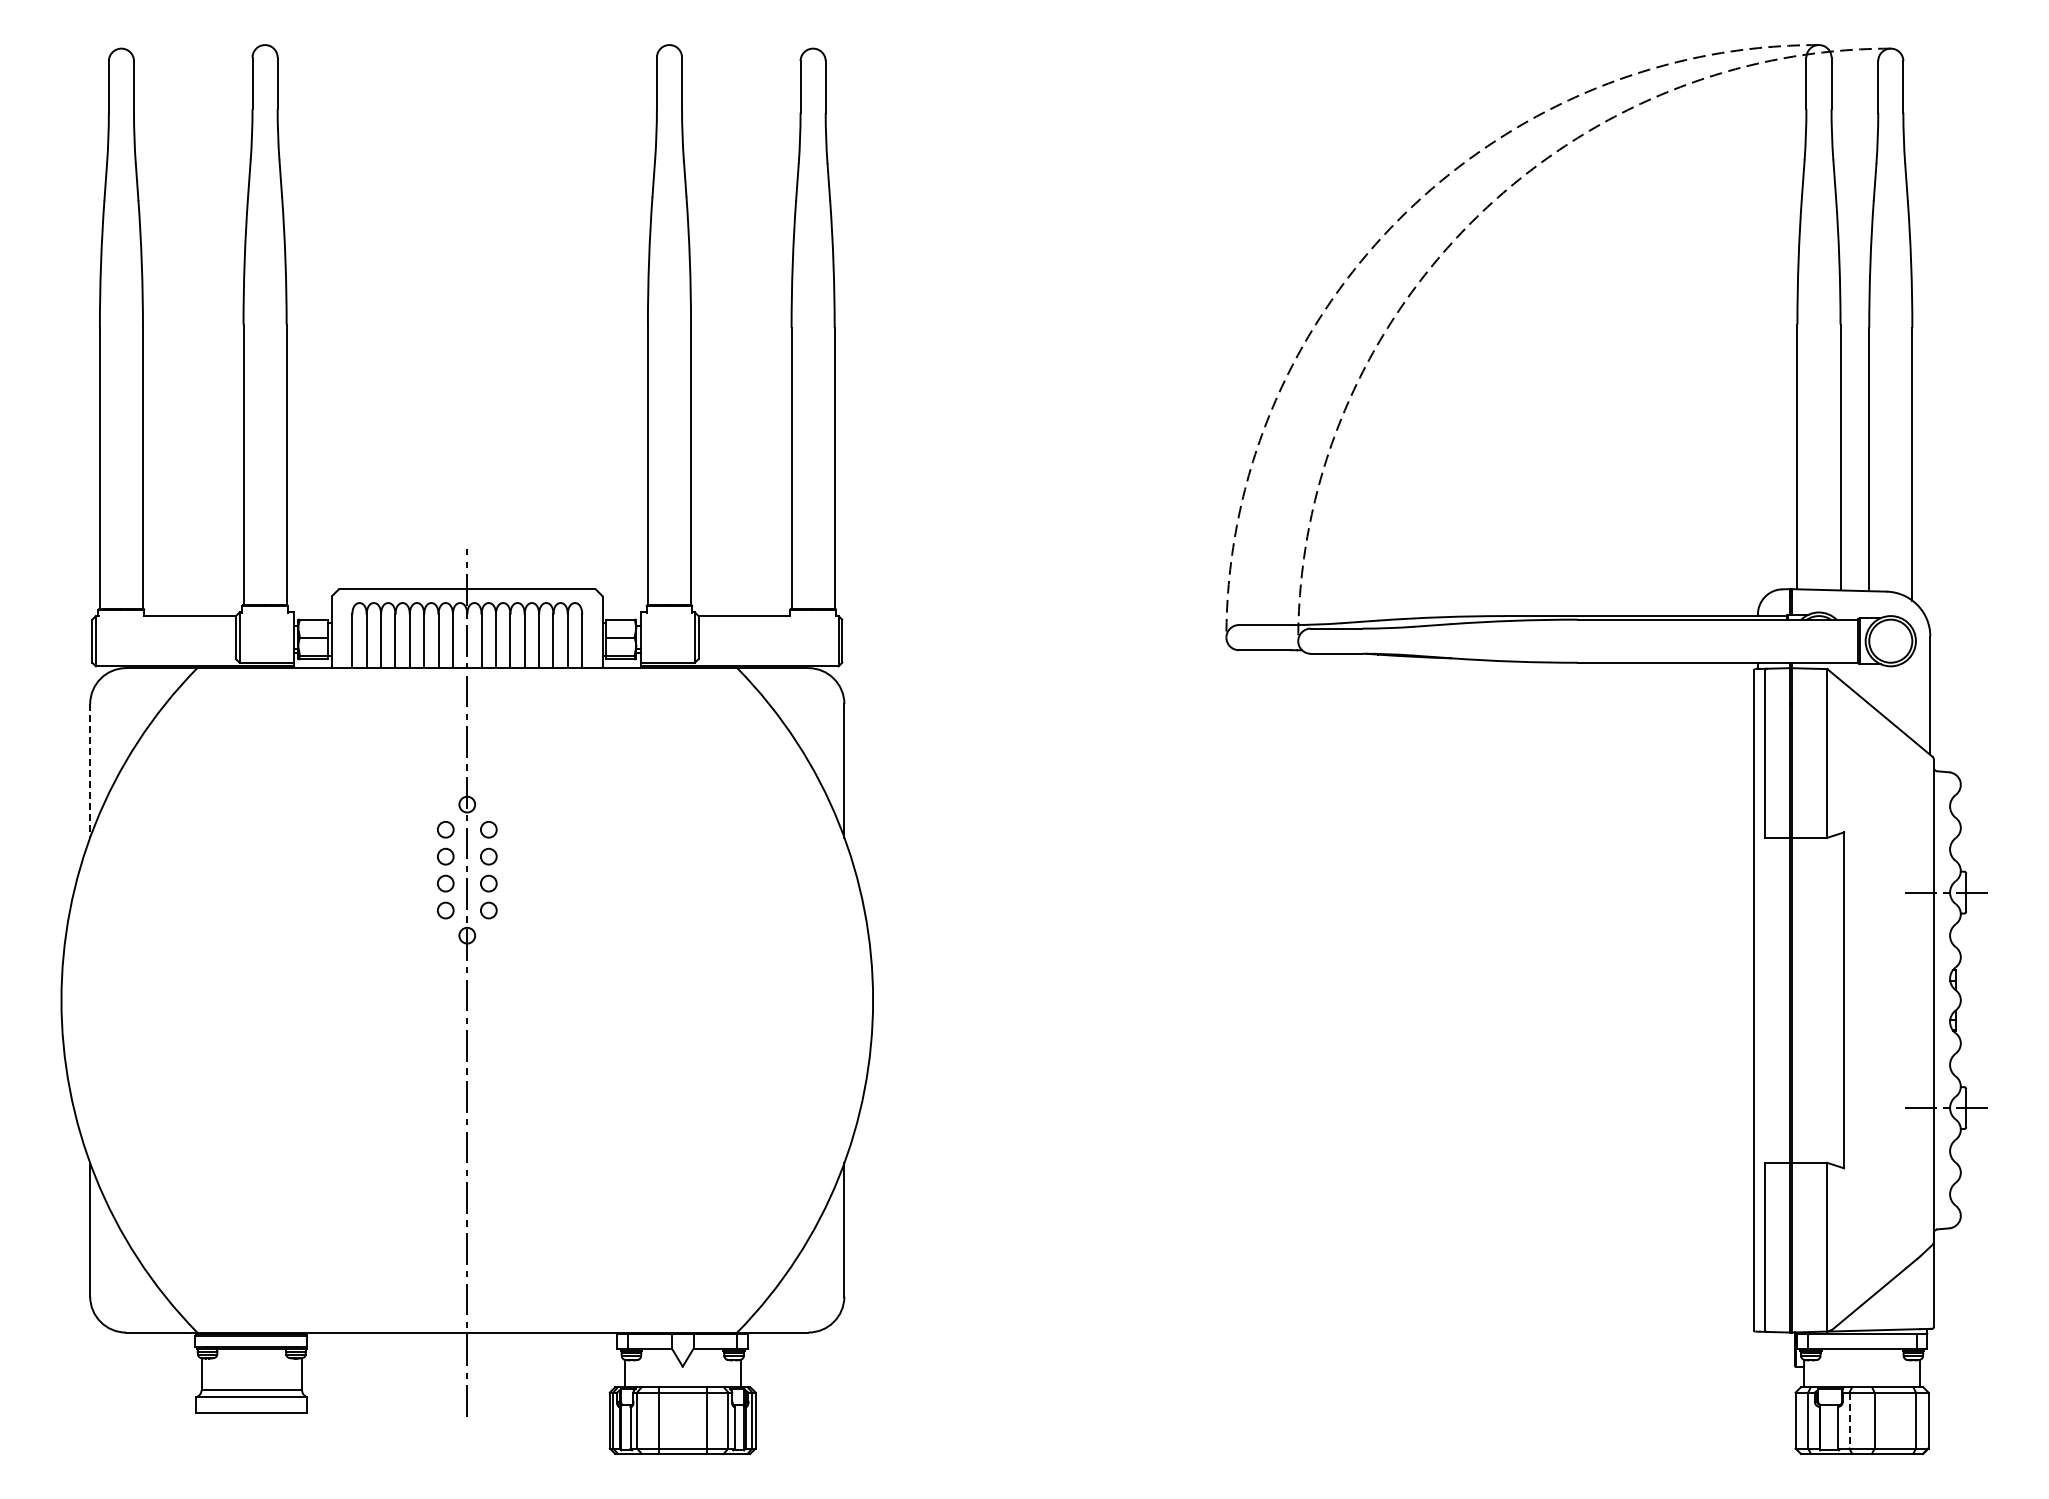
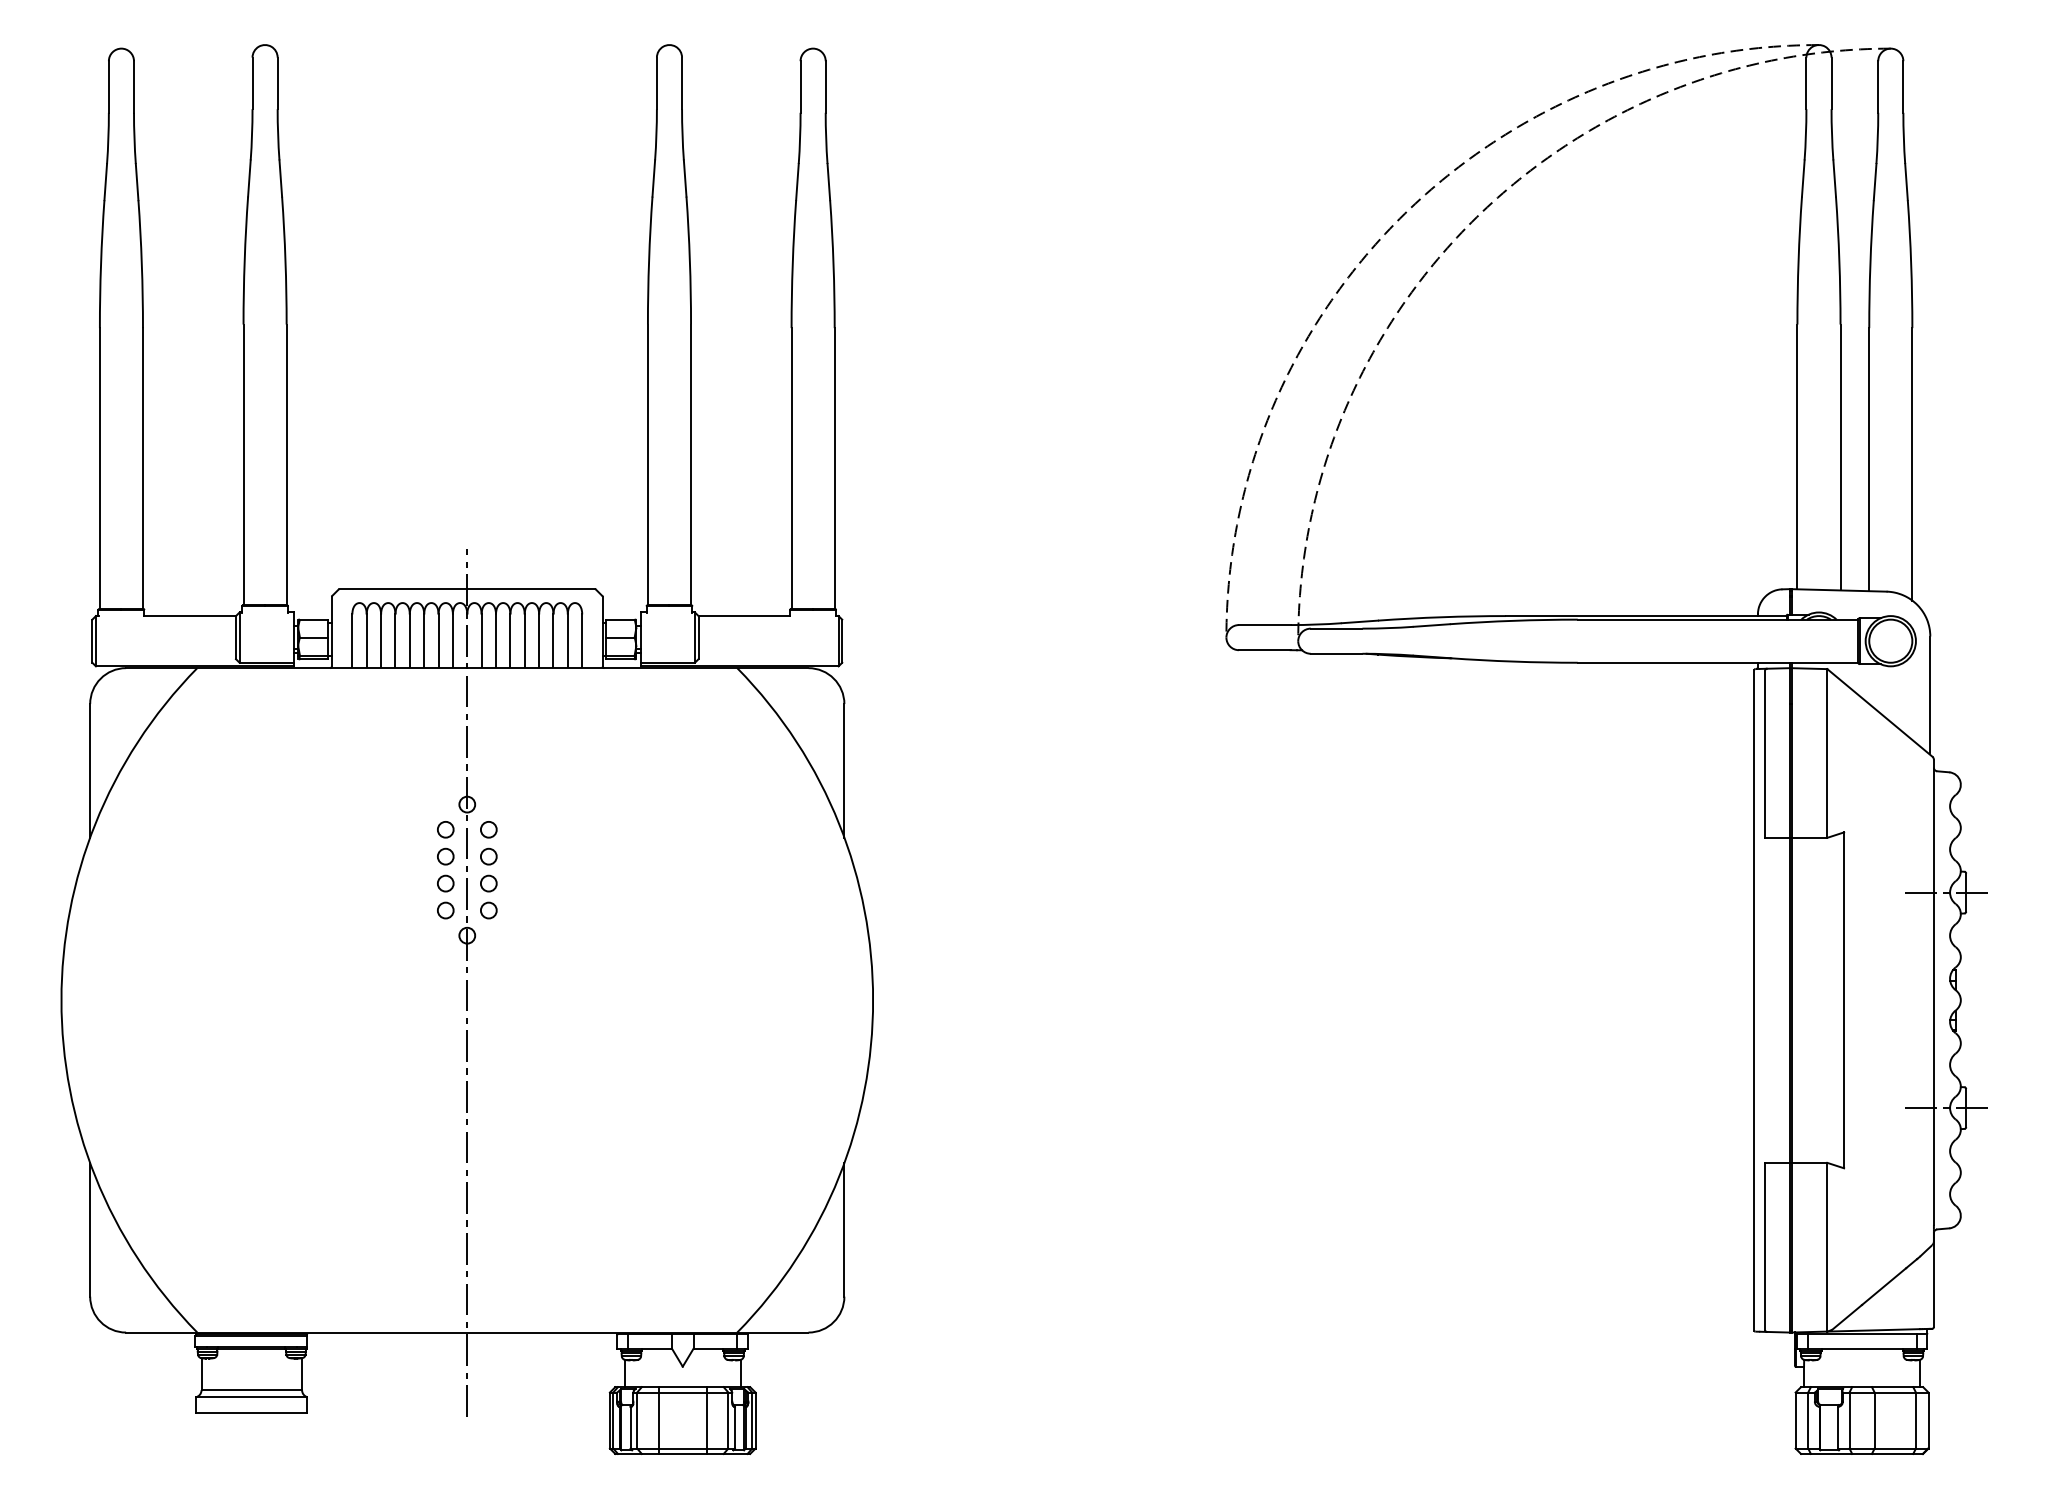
line: dashed -> solid (90, 770)
line: dashed -> solid (1849, 1421)
